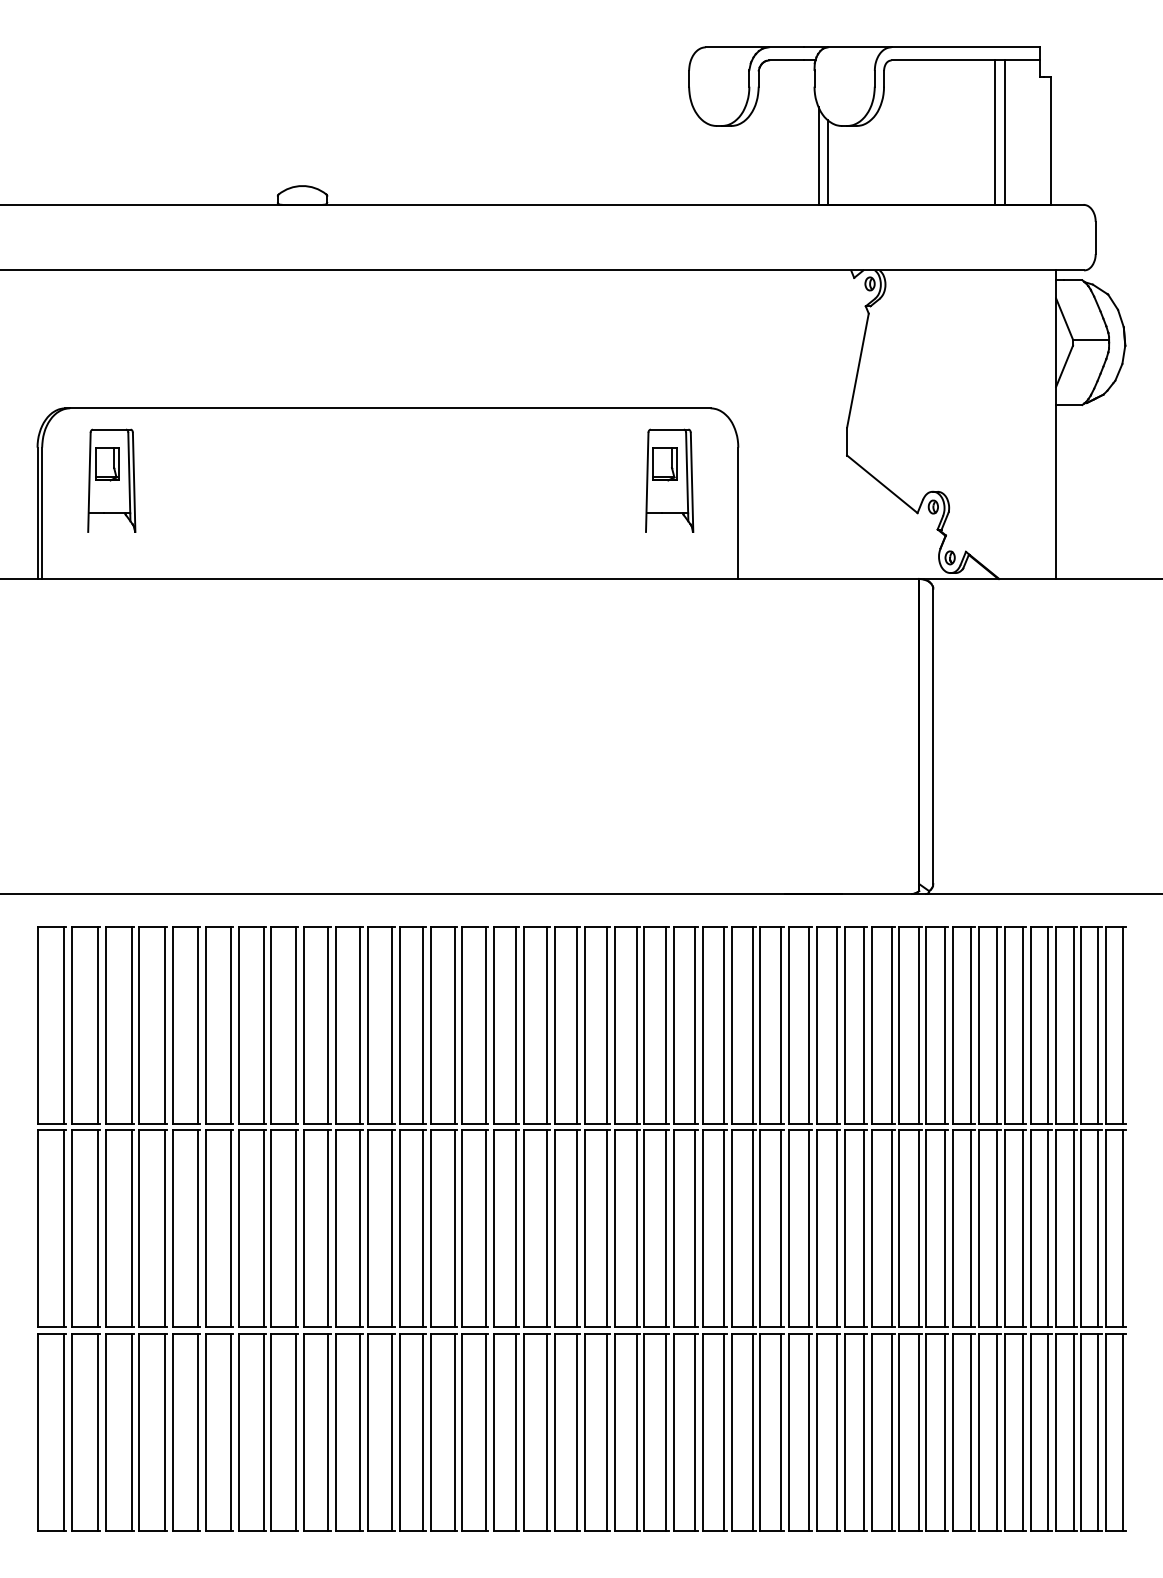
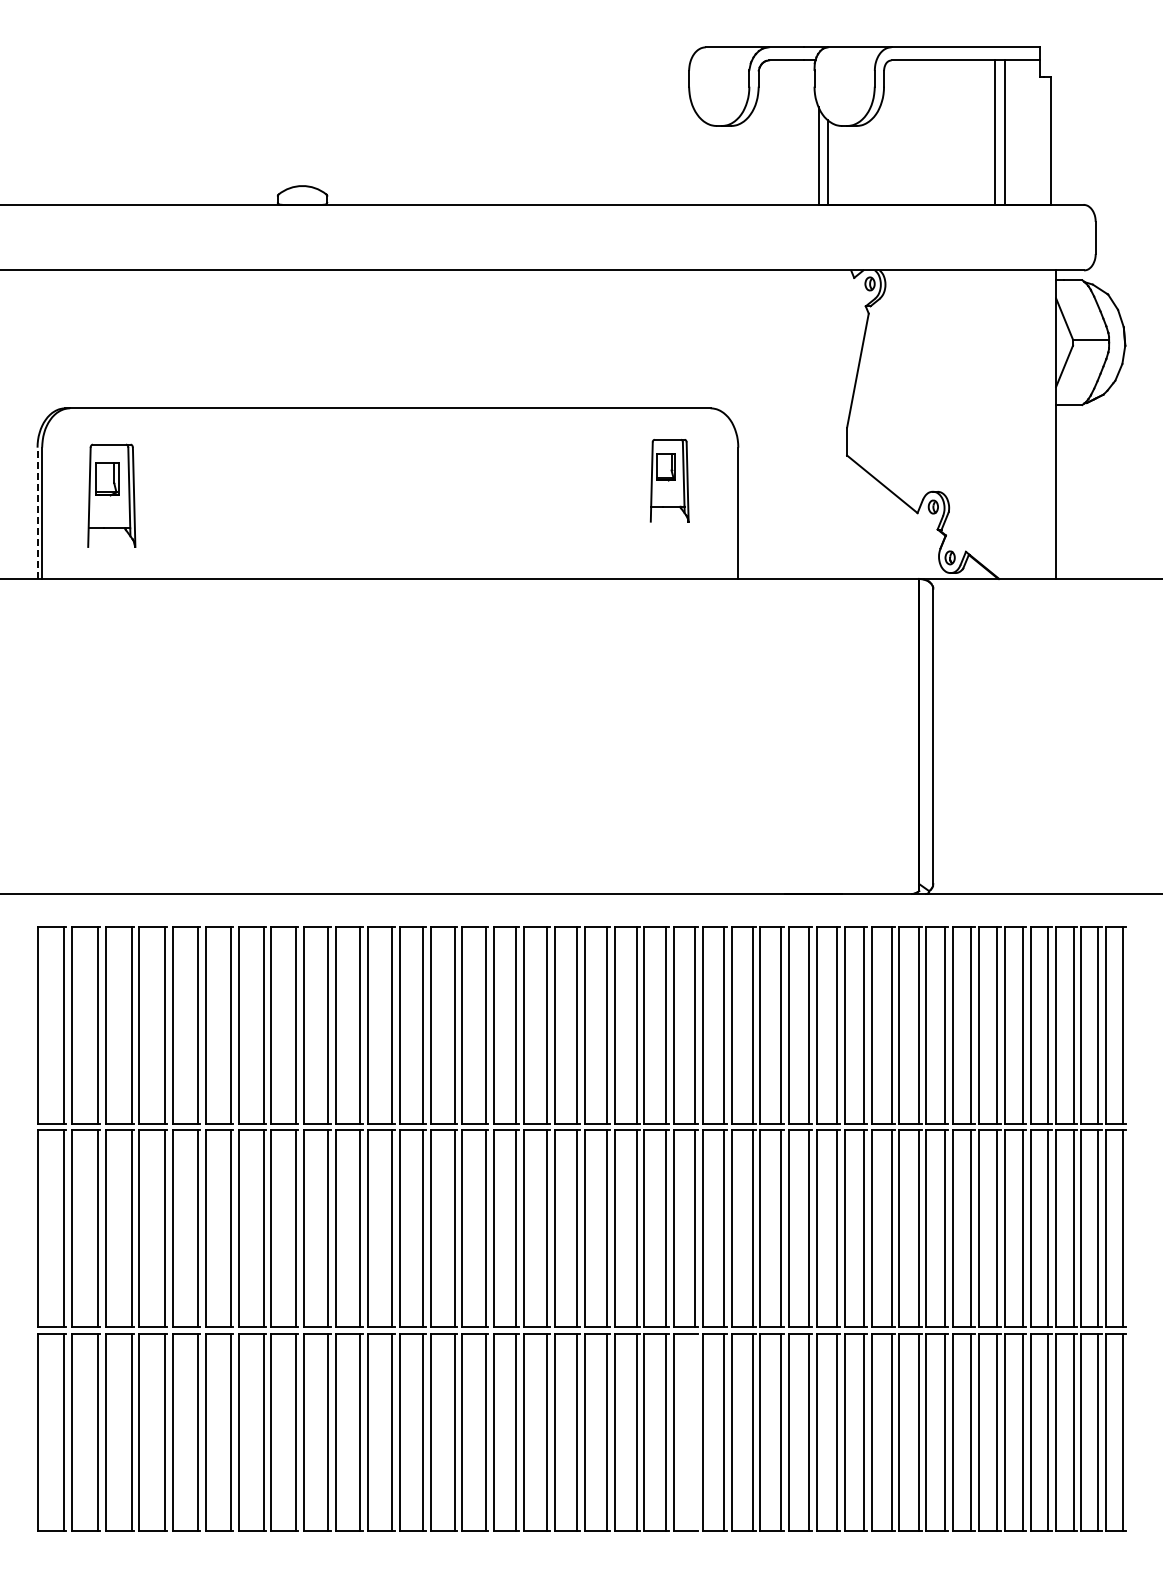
part position: (111, 480) -> (111, 495) (111, 495)
part size: 50x105 px -> 41x84 px (669, 480)
line: solid -> dashed (37, 513)
line: present -> none (695, 1431)
